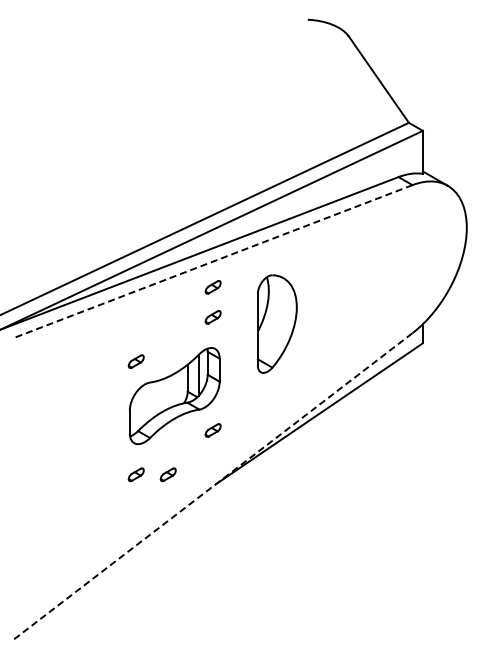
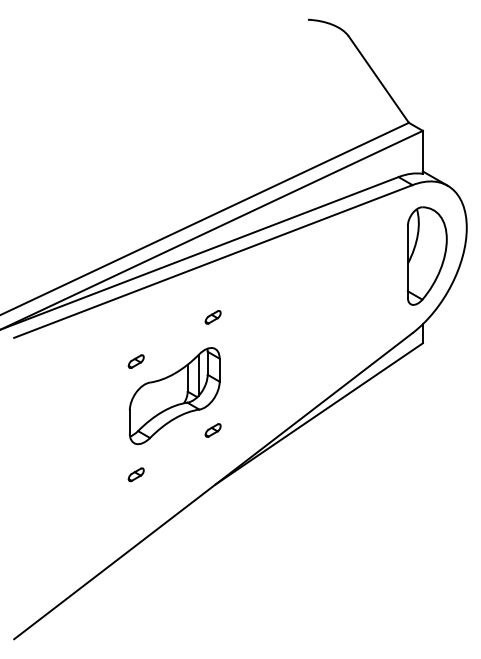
line: dashed -> solid (212, 261)
part: present -> none (212, 287)
part position: (276, 323) -> (426, 255) (426, 255)
part: present -> none (167, 474)
line: dashed -> solid (213, 485)
